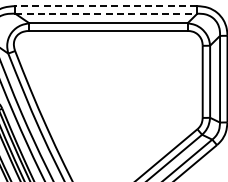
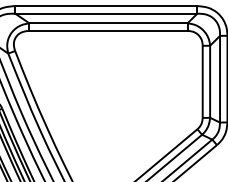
line: dashed -> solid (105, 6)
line: dashed -> solid (106, 13)
